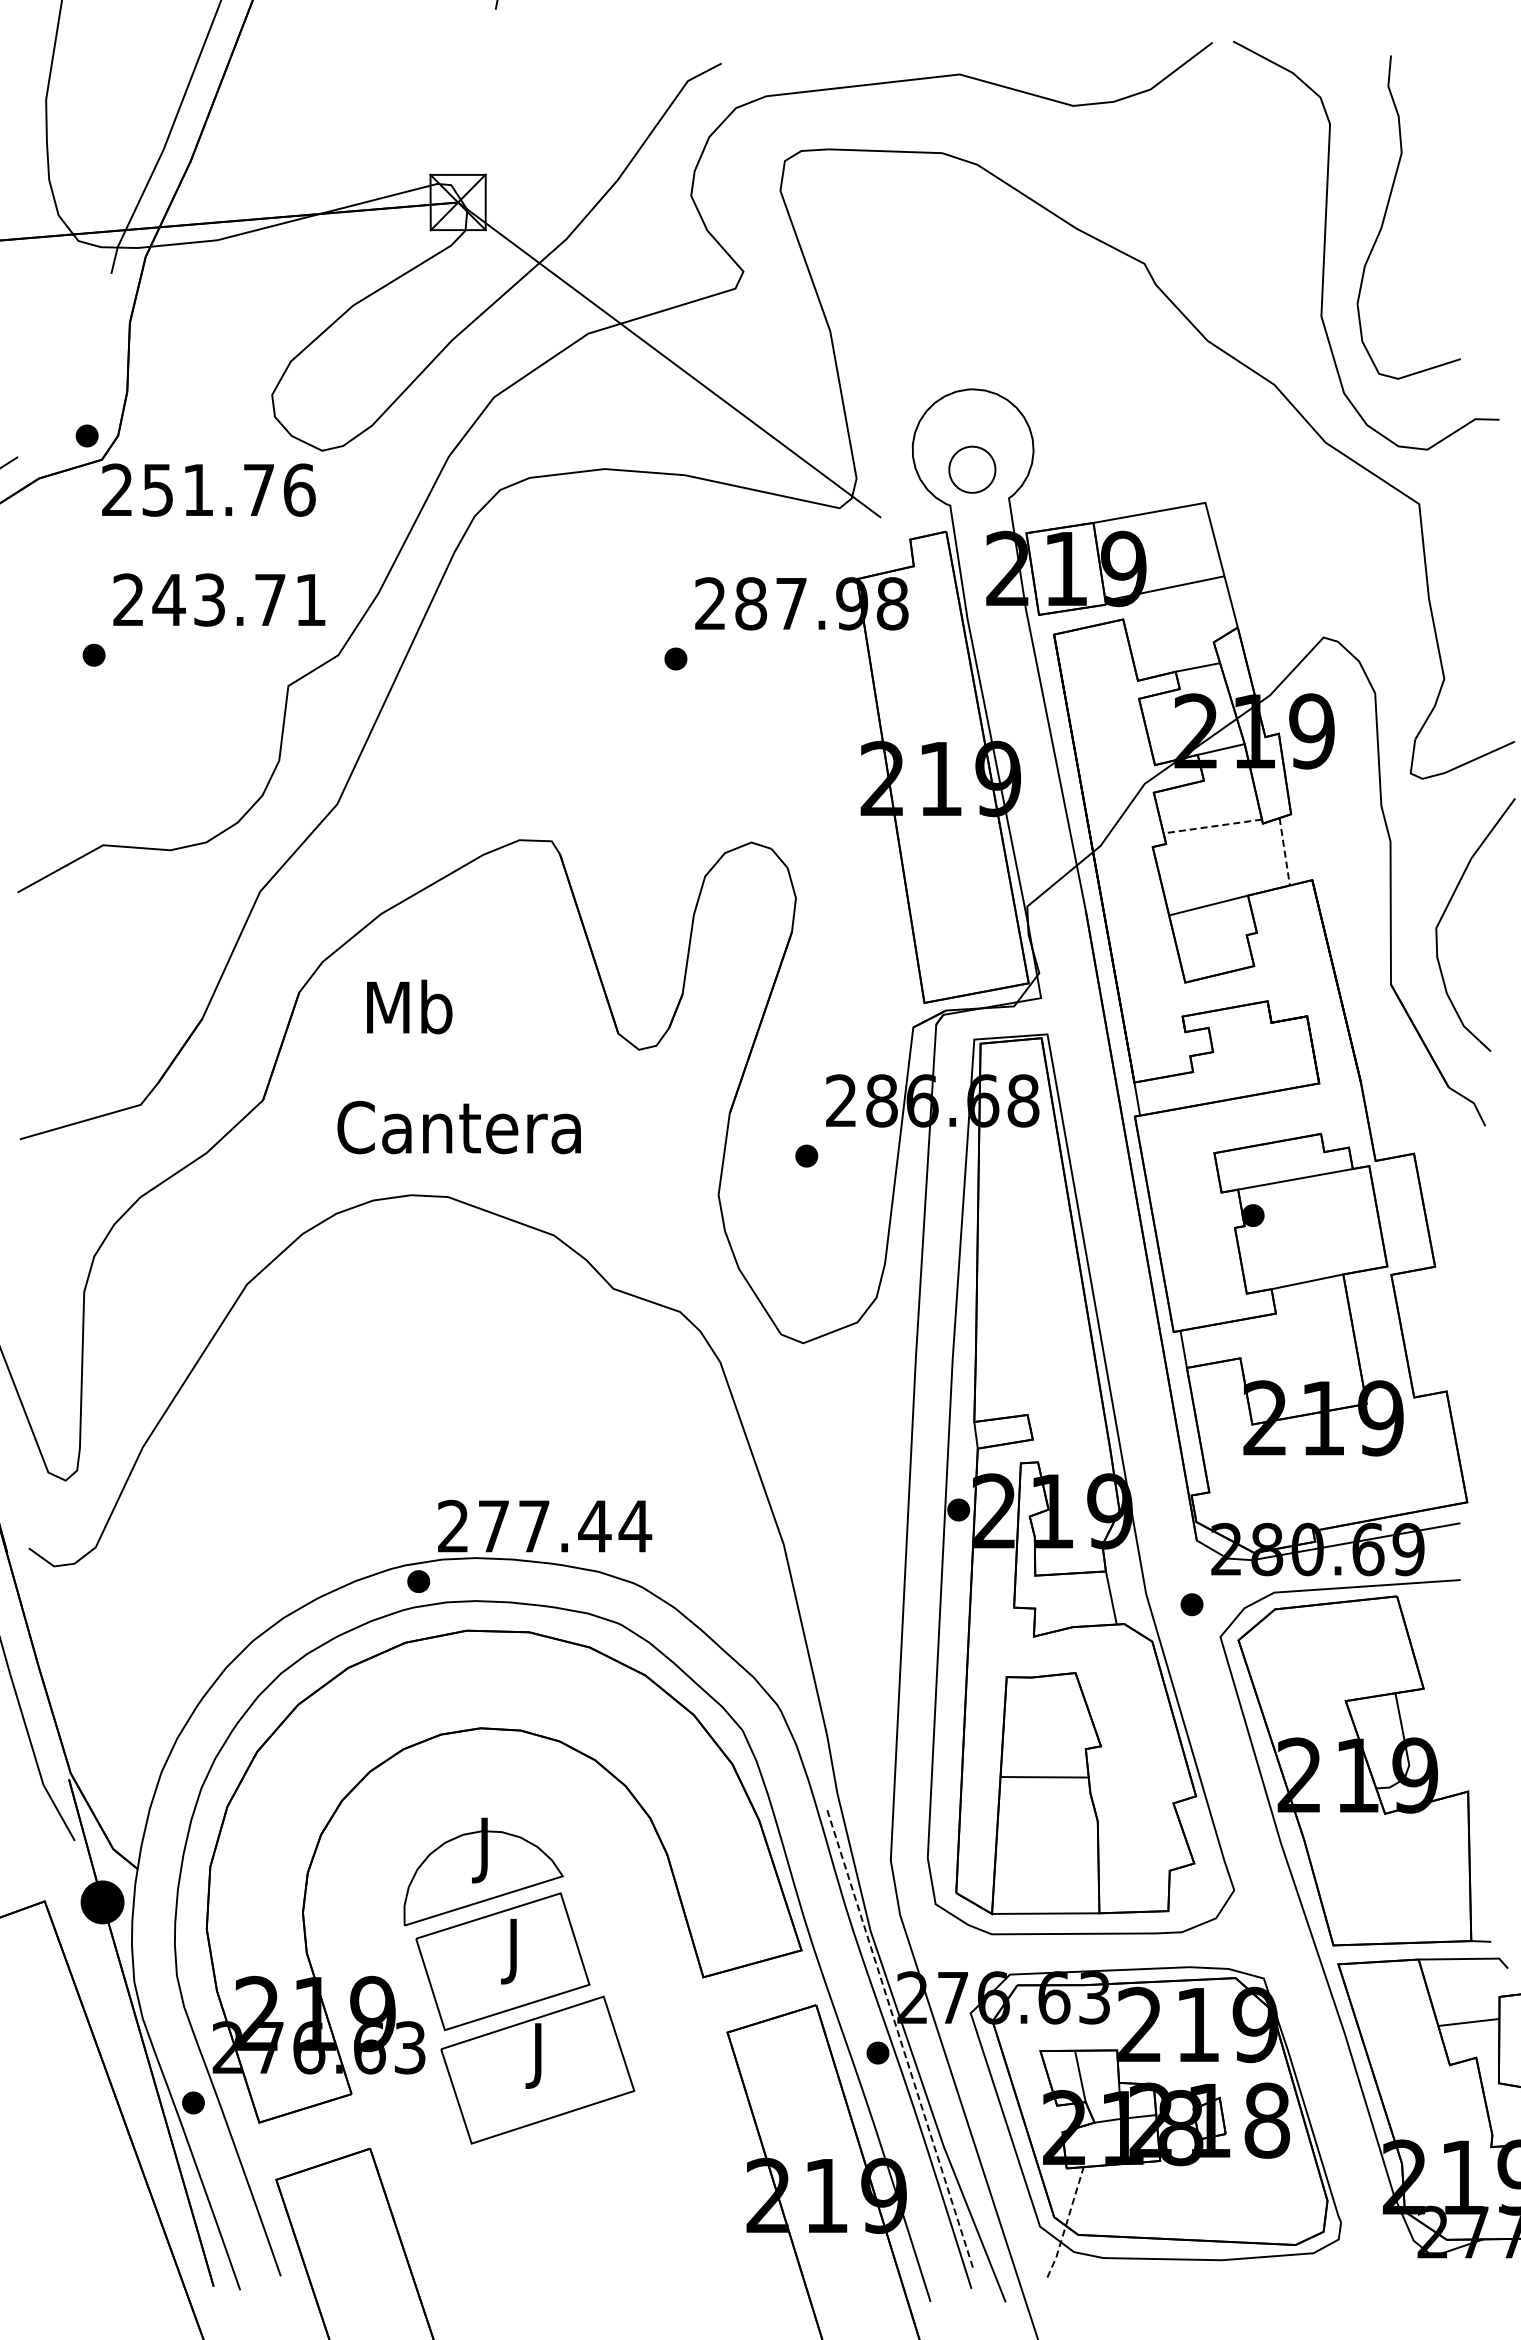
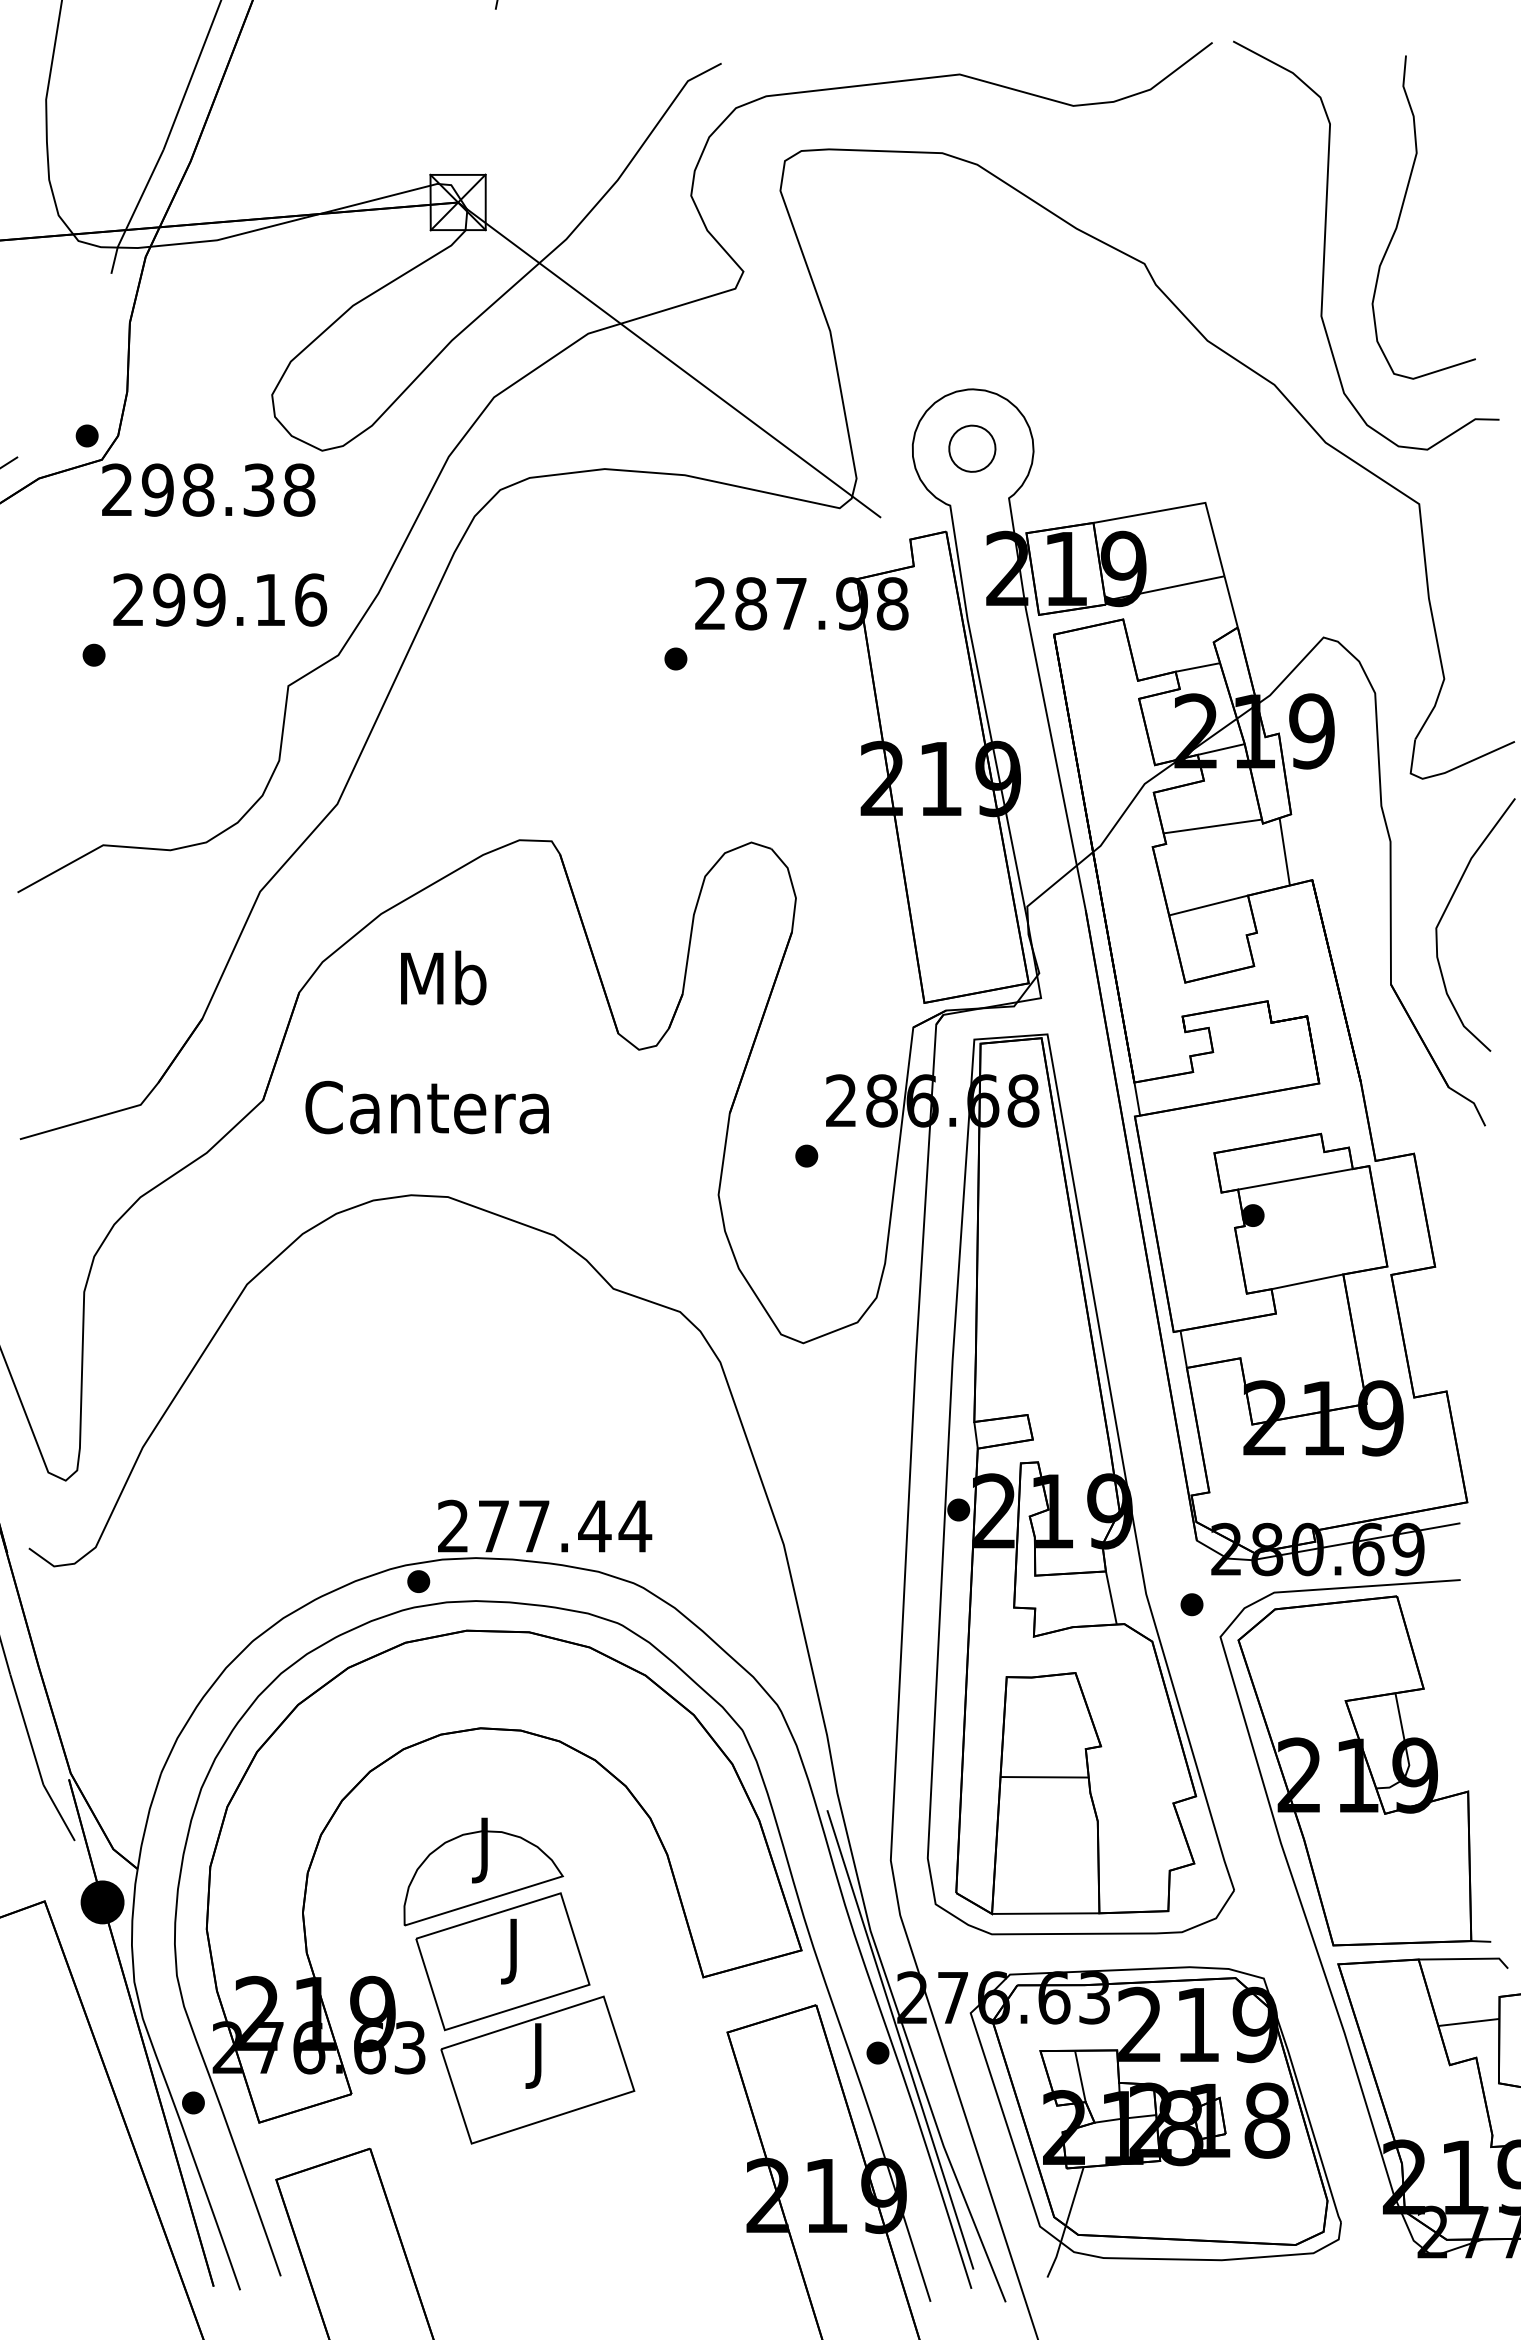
curve position: (1387, 210) -> (1402, 210) (1402, 210)
part position: (972, 469) -> (972, 448) (972, 448)
text: 251.76 -> 298.38 (228, 489)
text: 243.71 -> 299.16 (239, 599)
line: dashed -> solid (1212, 826)
line: dashed -> solid (1284, 852)
text position: (409, 1006) -> (443, 977) (443, 977)
text position: (458, 1127) -> (426, 1107) (426, 1107)
line: dashed -> solid (900, 2040)
line: dashed -> solid (1066, 2222)
